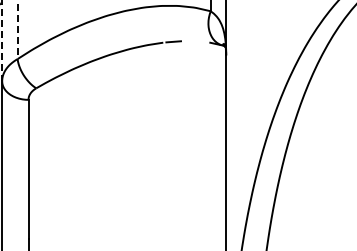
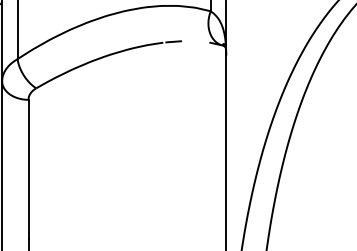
line: dashed -> solid (17, 30)
line: dashed -> solid (2, 41)
